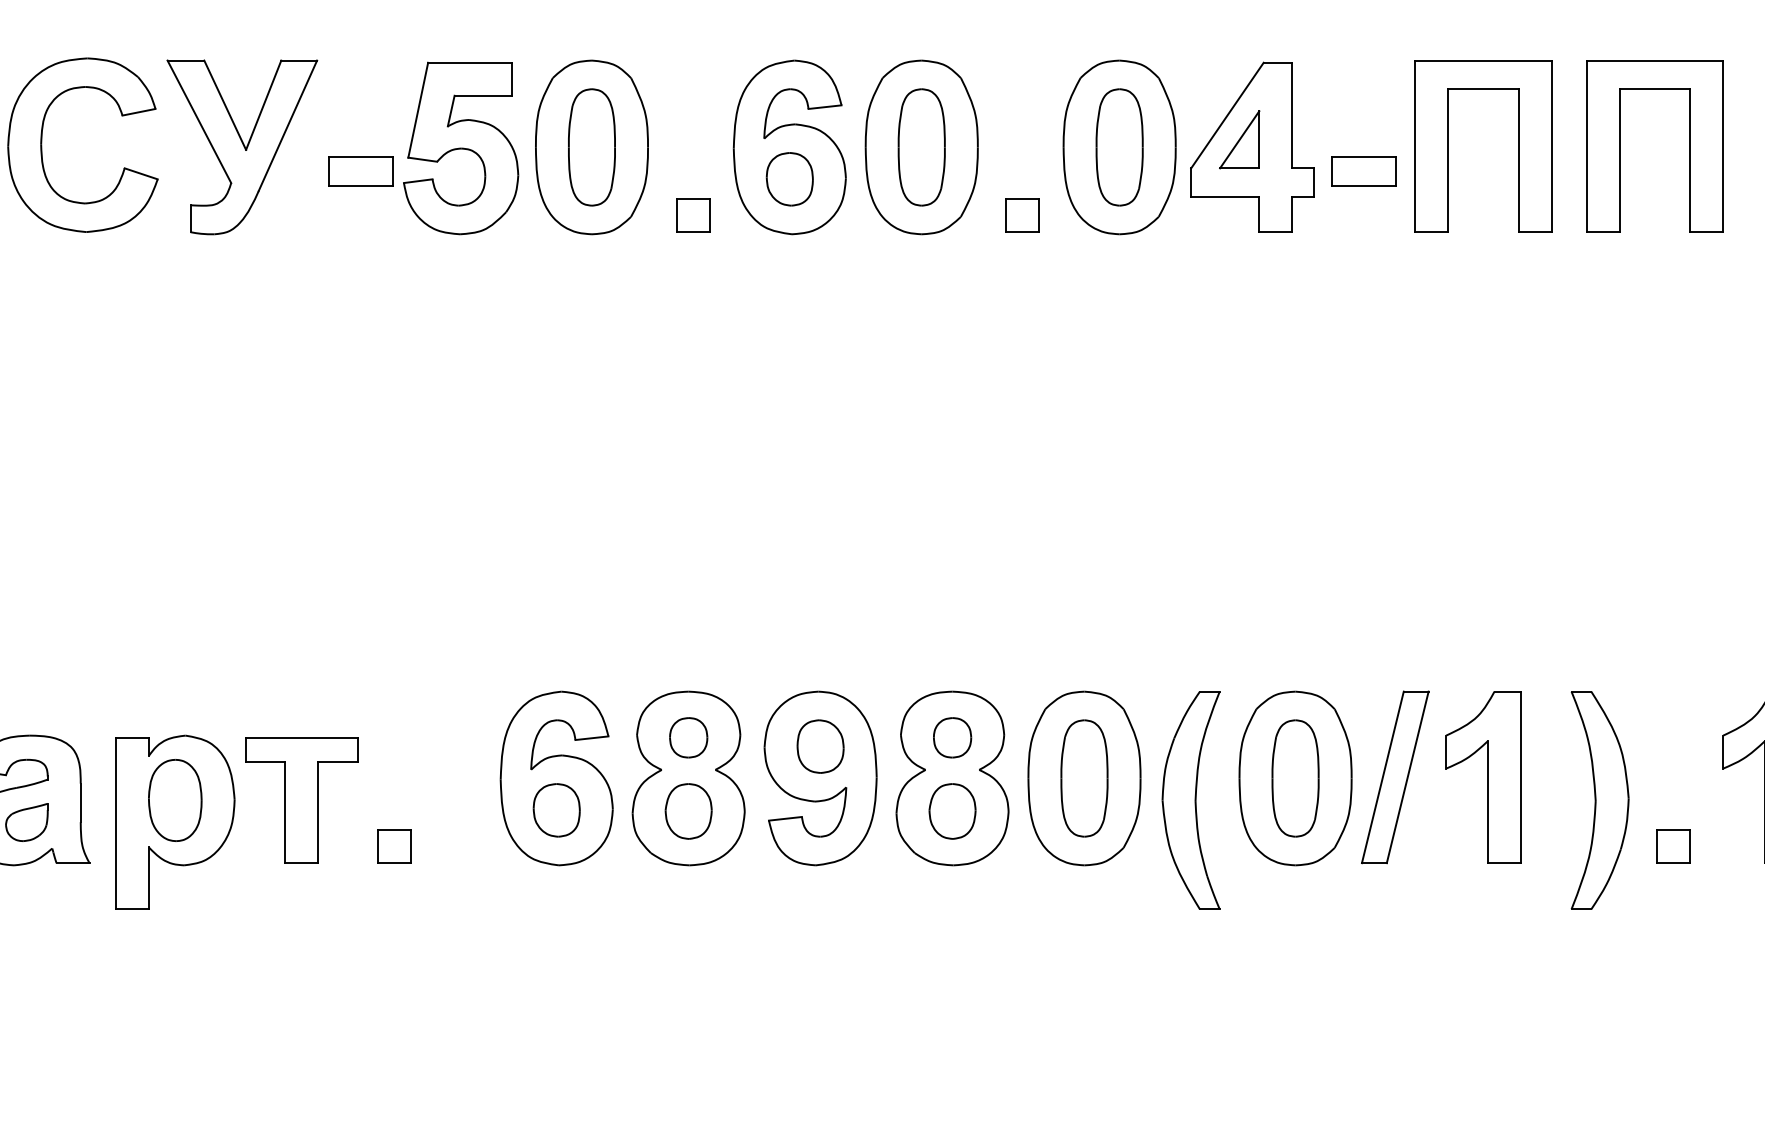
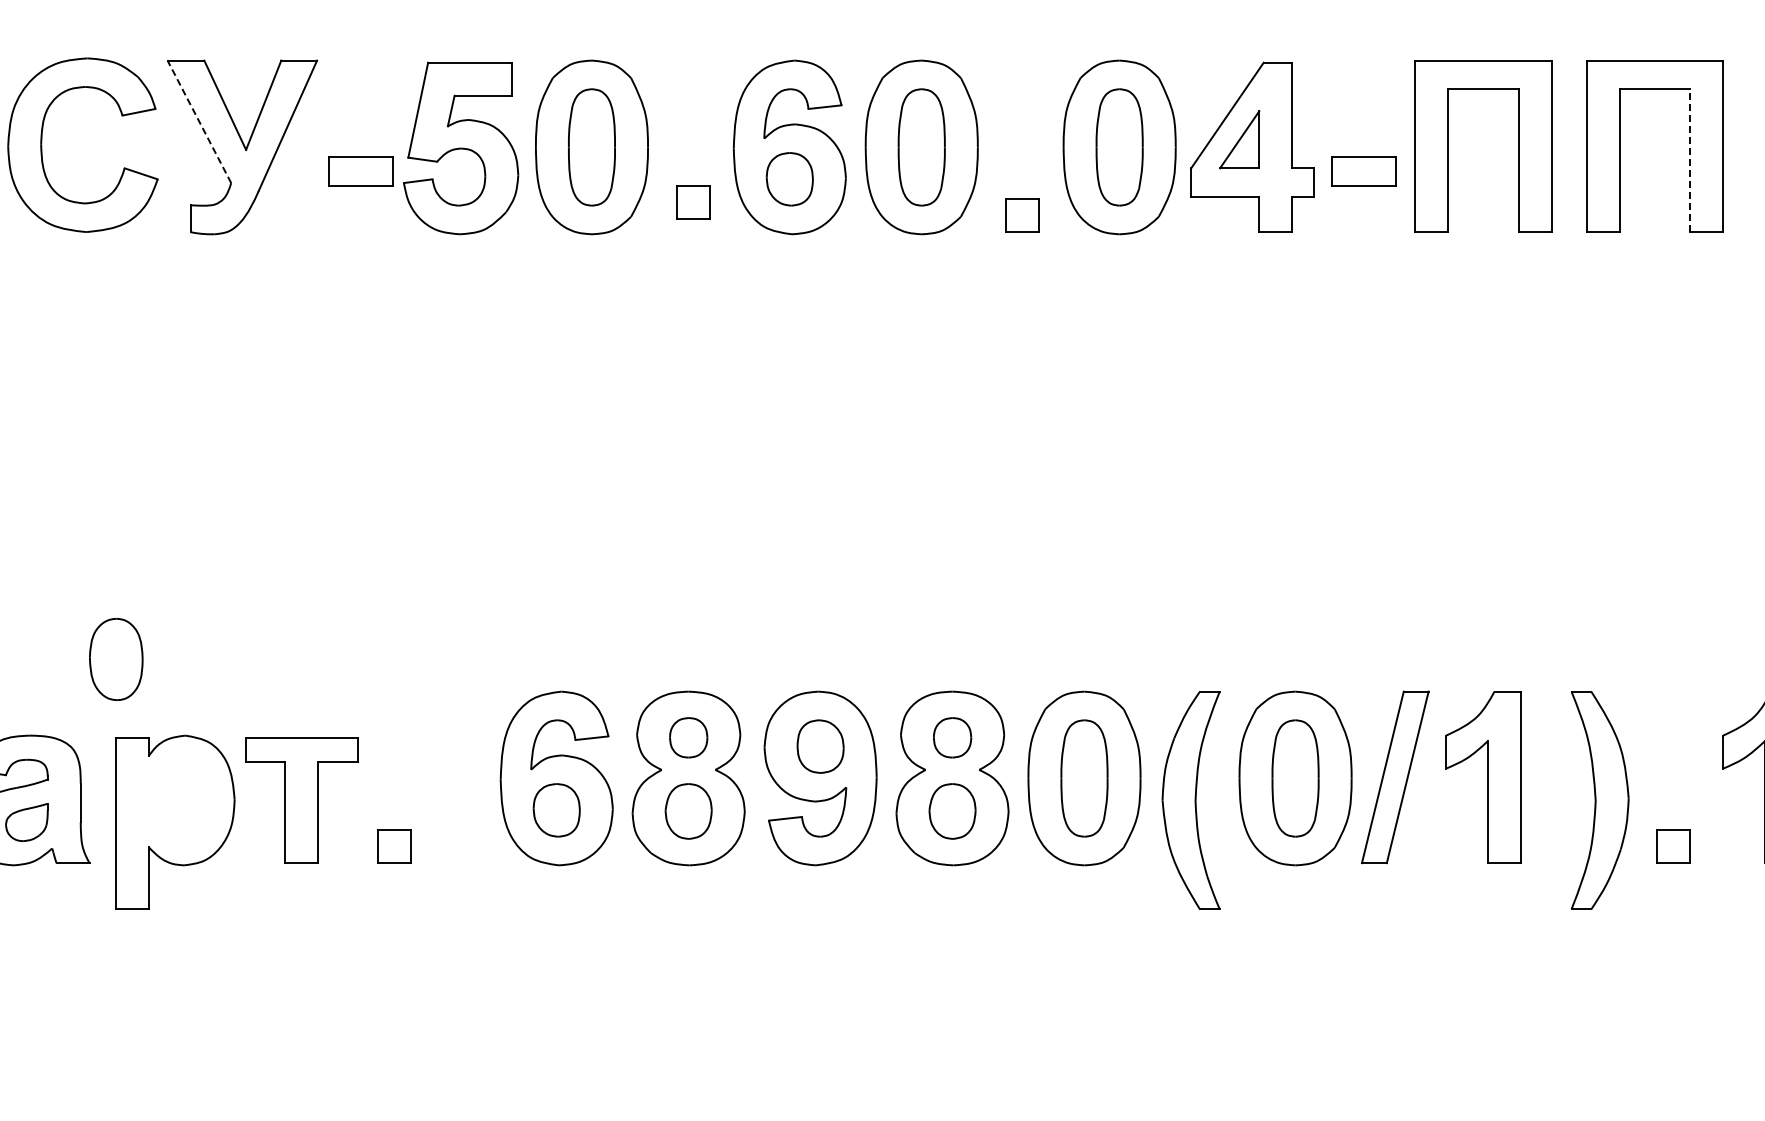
line: solid -> dashed (199, 121)
line: solid -> dashed (1690, 160)
part position: (693, 215) -> (693, 202) (693, 202)
part position: (175, 800) -> (116, 659) (116, 659)
